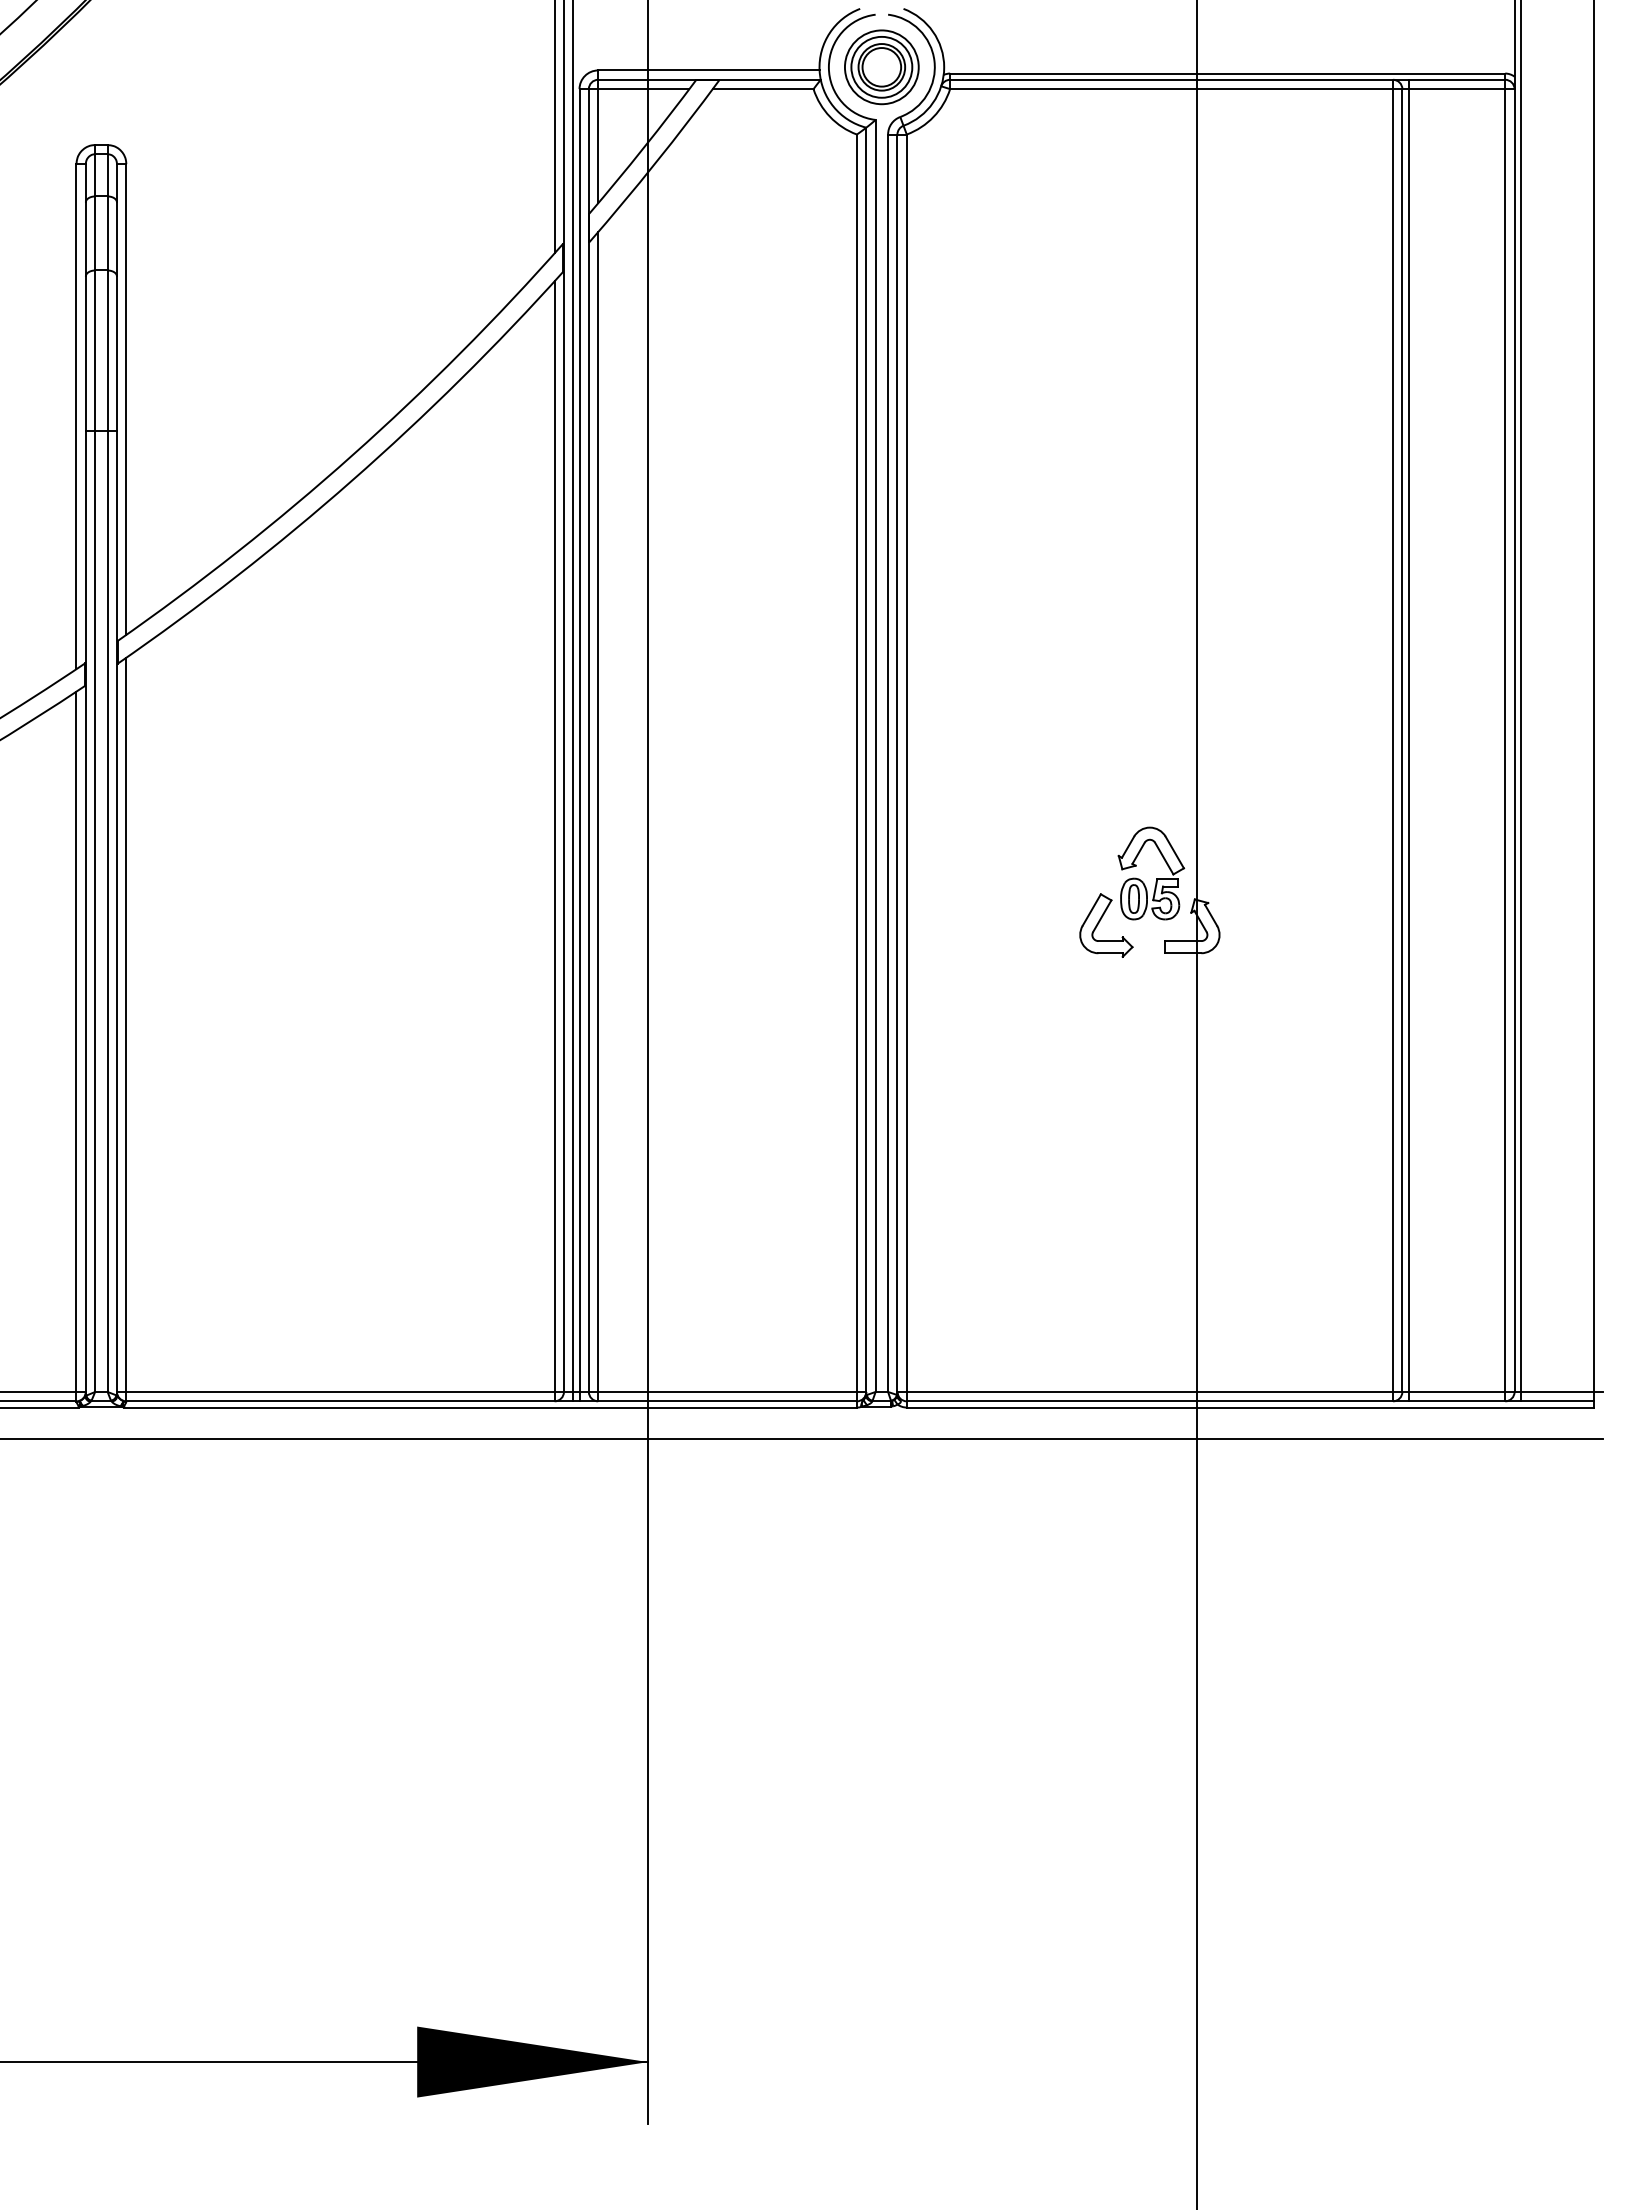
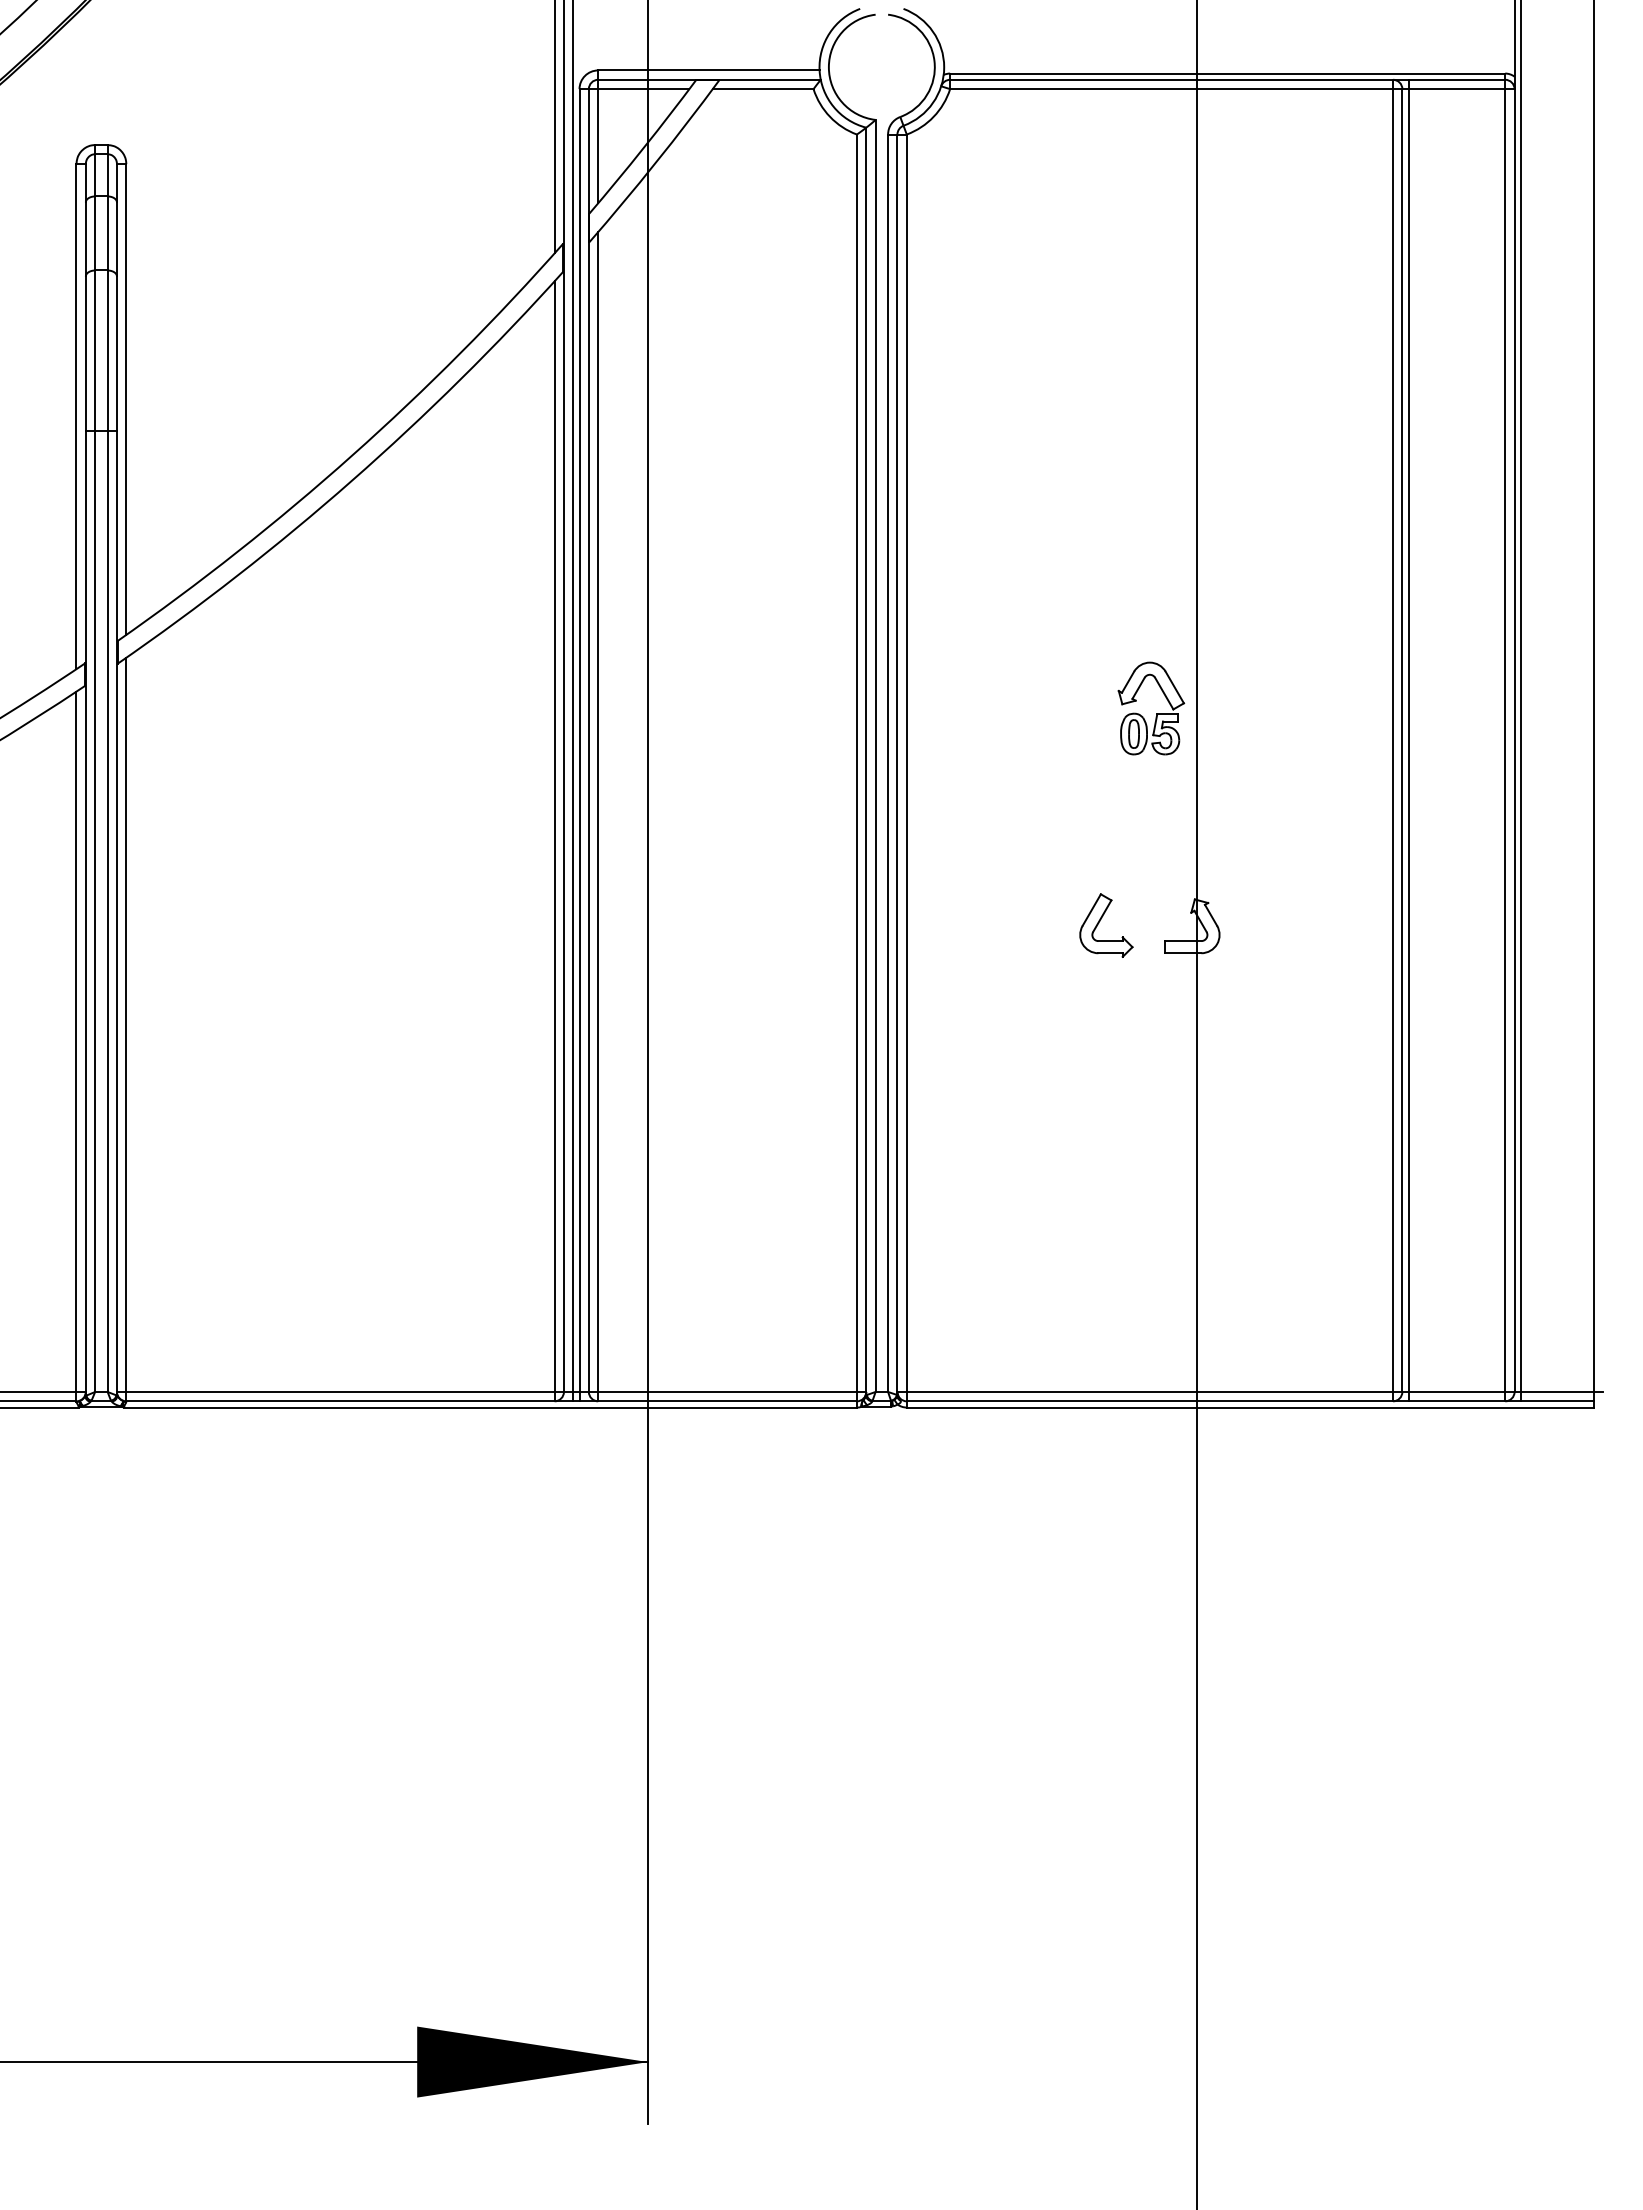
part: present -> none (881, 67)
part position: (1156, 878) -> (1156, 713) (1156, 713)
line: present -> none (802, 1438)
